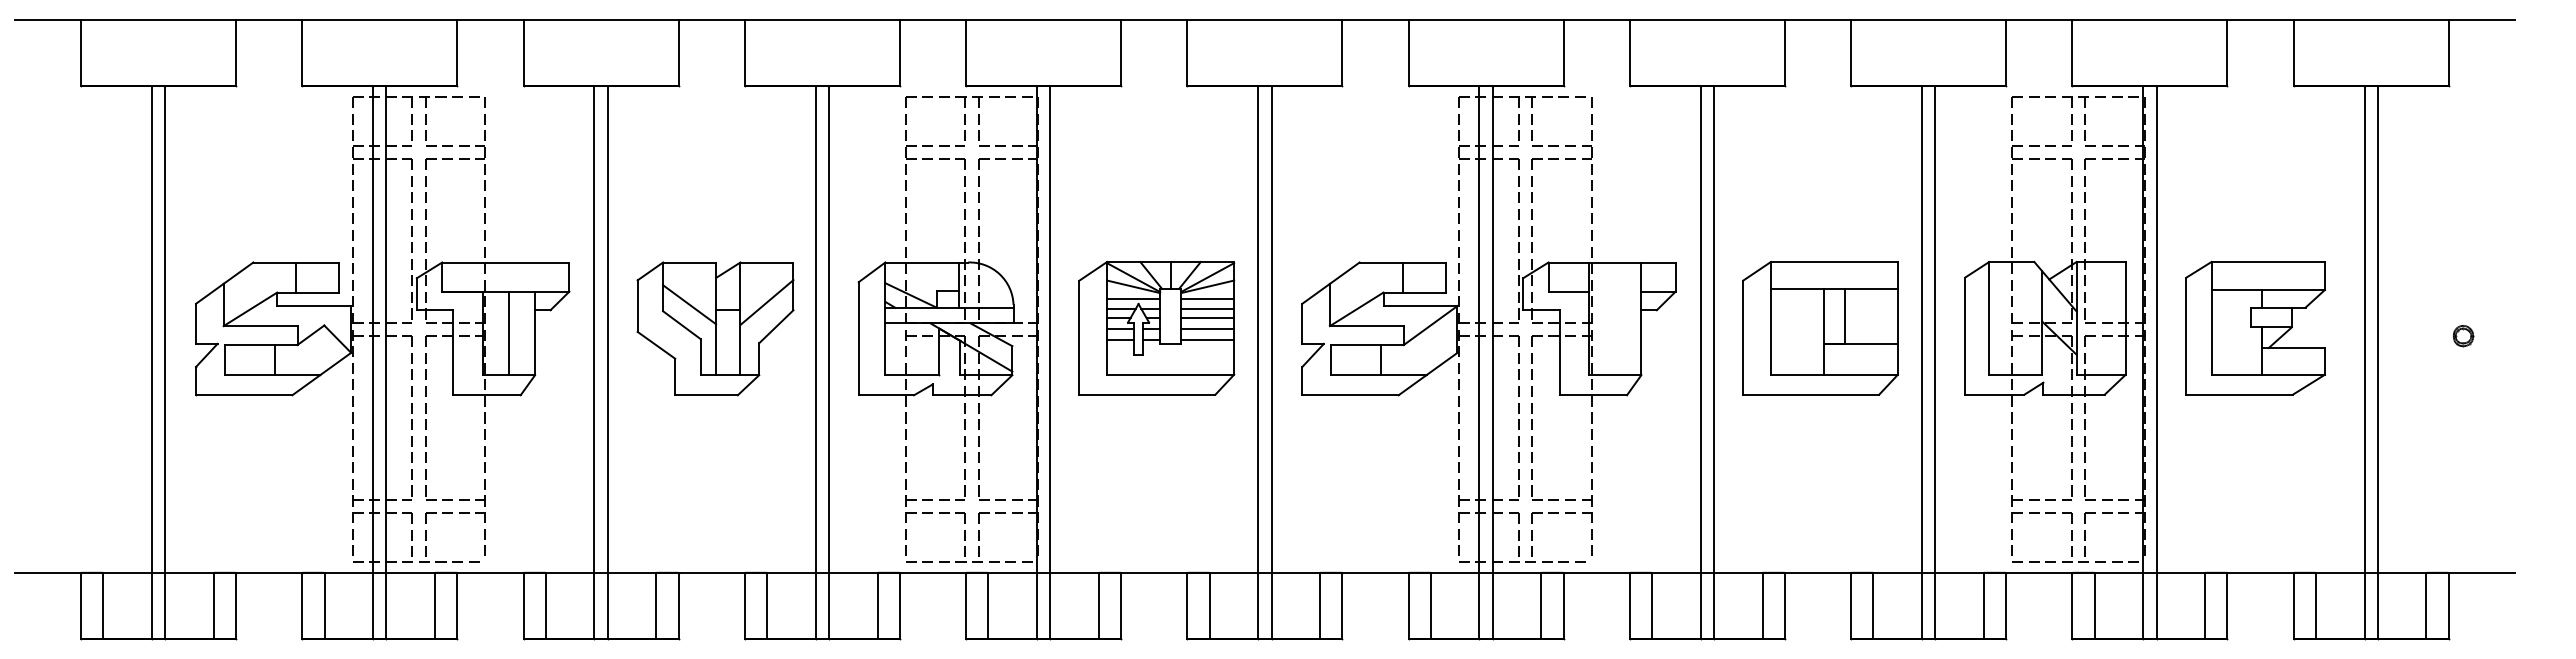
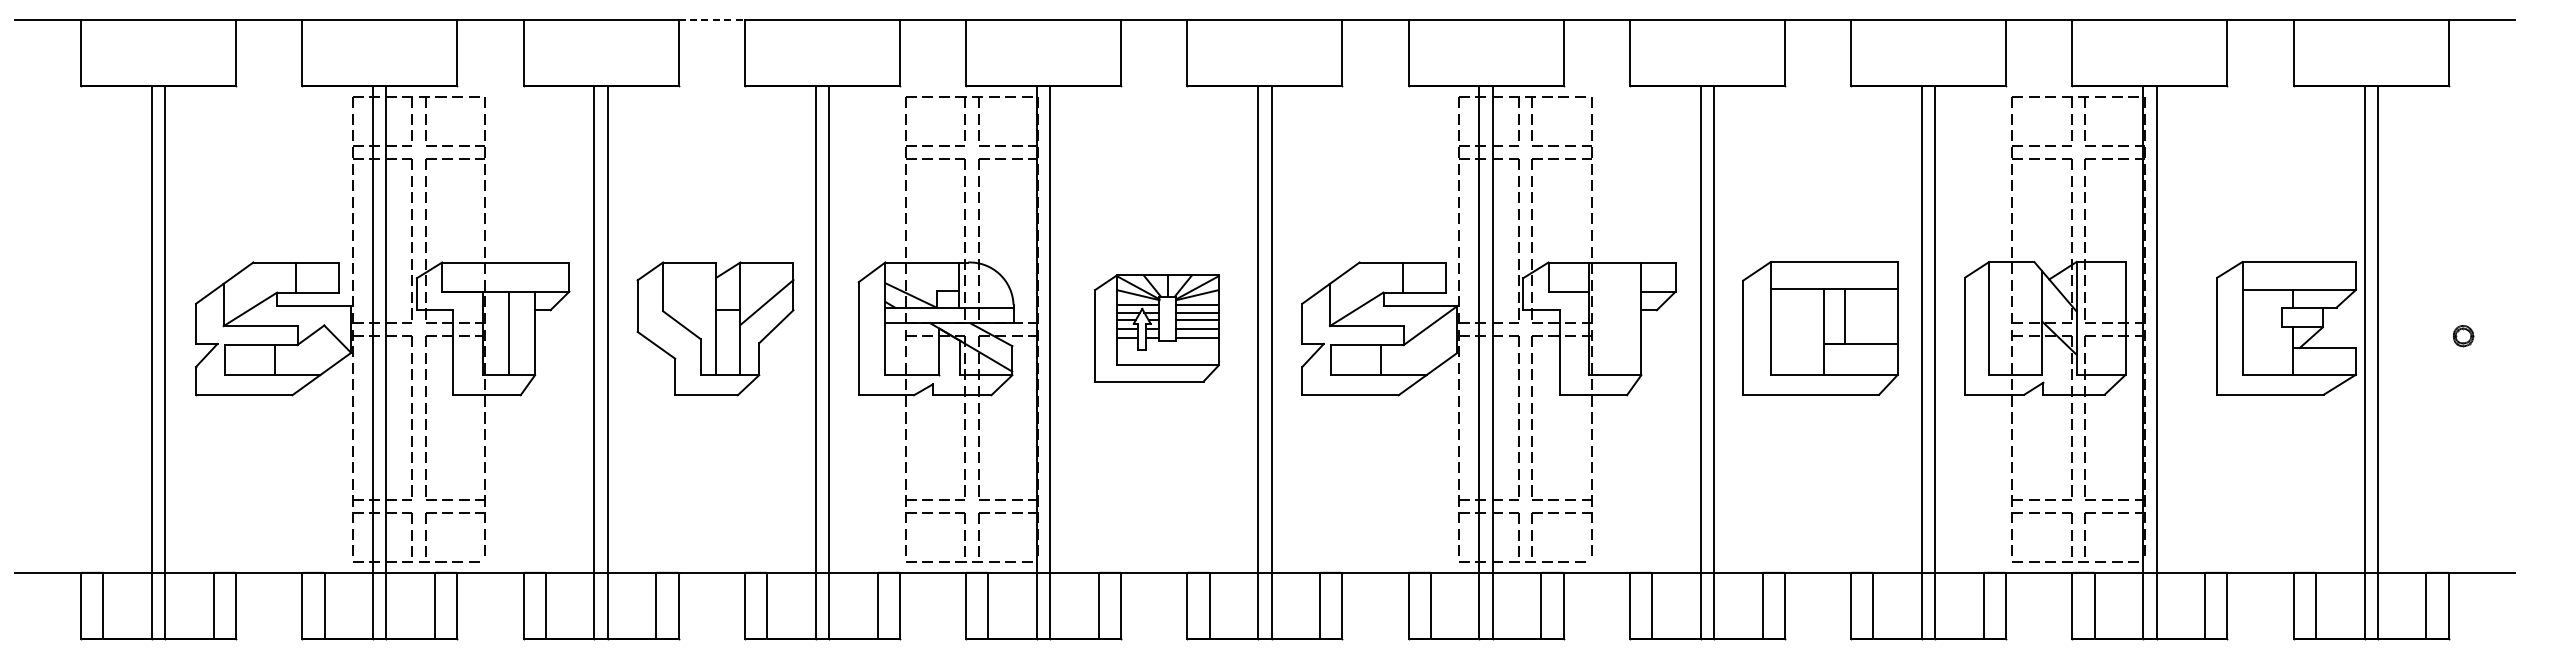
line: solid -> dashed (712, 19)
line: present -> none (689, 304)
part size: 158x135 px -> 126x109 px (1156, 328)
part position: (2255, 328) -> (2286, 328) (2286, 328)
